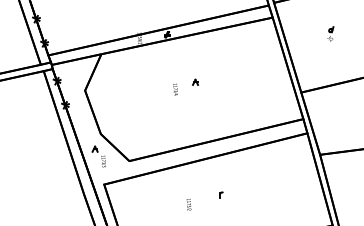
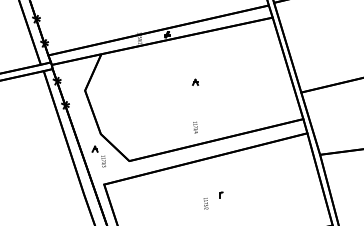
part: present -> none (330, 33)
text position: (175, 89) -> (195, 127) (195, 127)
text position: (188, 204) -> (205, 203) (205, 203)
